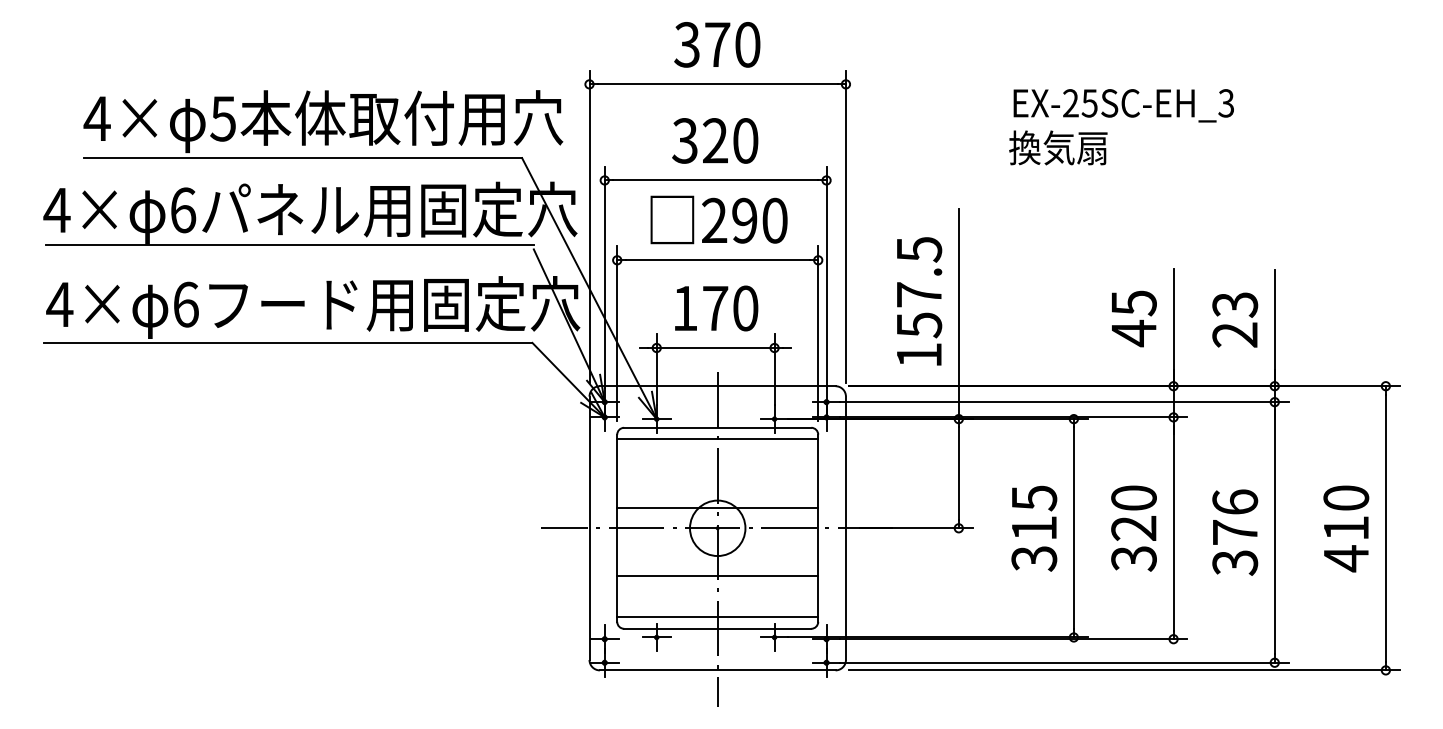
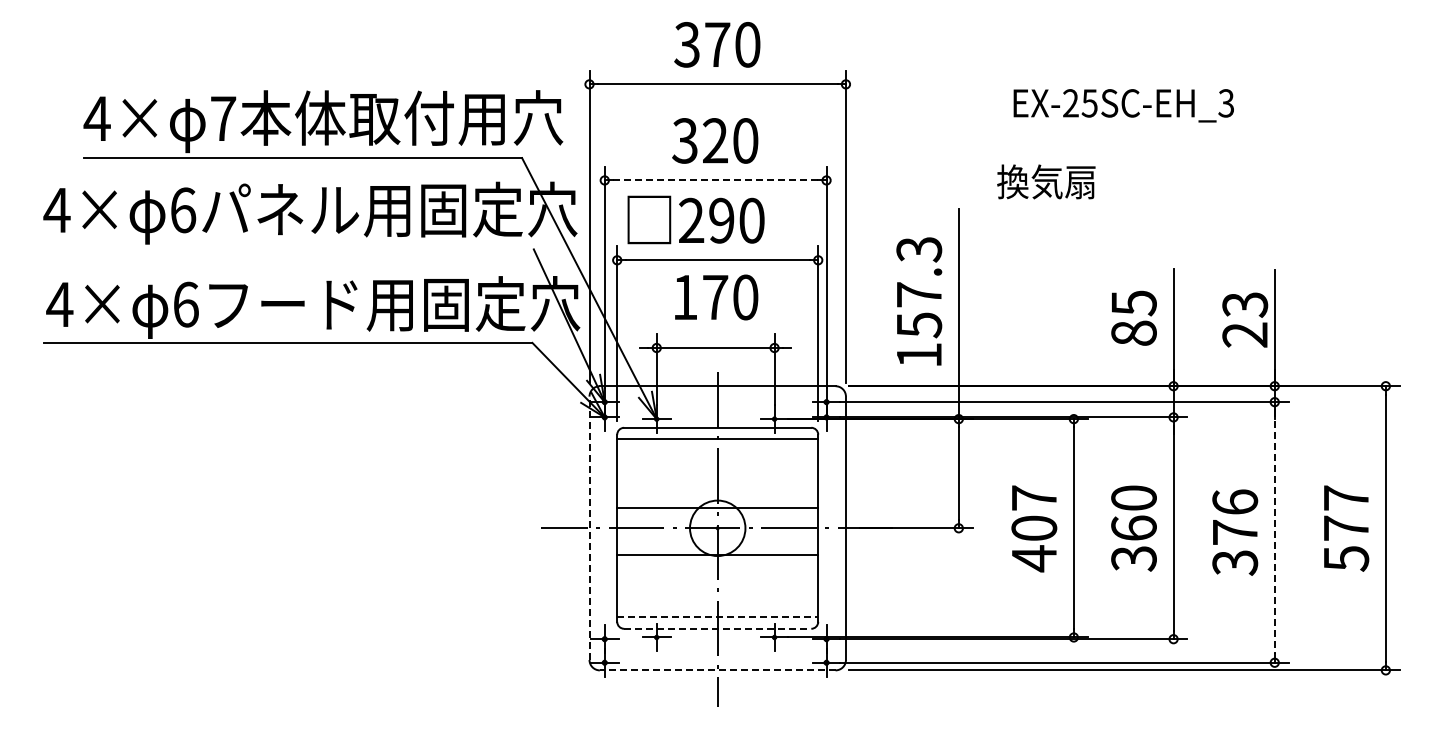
text: 5 -> 7 (223, 118)
text position: (1058, 147) -> (1046, 181) (1046, 181)
line: solid -> dashed (715, 180)
text position: (718, 219) -> (695, 219) (695, 219)
line: present -> none (289, 245)
text: 157.5 -> 157.3 (918, 249)
text position: (716, 308) -> (716, 297) (716, 297)
text position: (1235, 319) -> (1245, 319) (1245, 319)
text: 45 -> 85 (1133, 333)
text: 320 -> 360 (1133, 527)
line: solid -> dashed (589, 528)
text: 315 -> 407 (1034, 528)
text: 410 -> 577 (1346, 528)
line: solid -> dashed (1274, 532)
line position: (717, 575) -> (717, 554) (717, 554)
line: solid -> dashed (717, 617)
line: solid -> dashed (717, 628)
line: solid -> dashed (717, 670)
